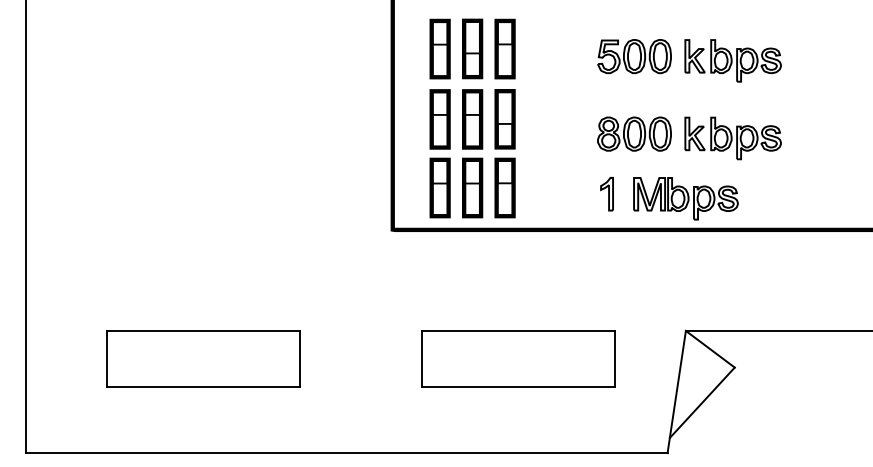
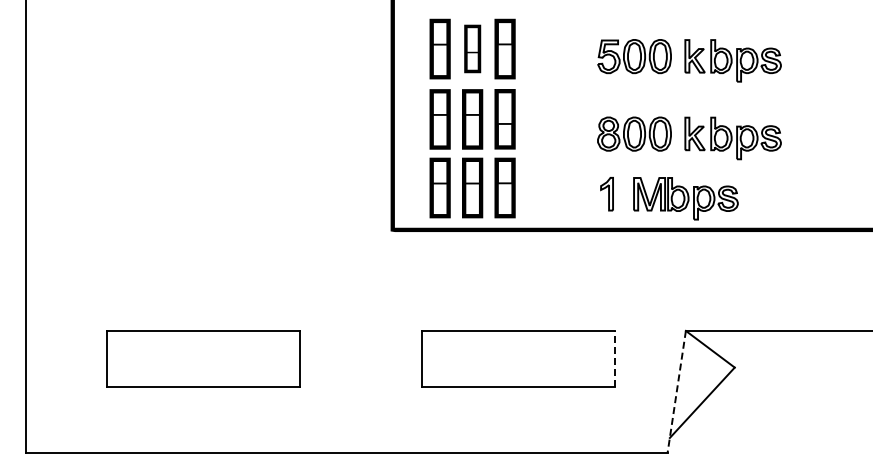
part size: 22x62 px -> 18x50 px (472, 48)
line: solid -> dashed (615, 358)
line: solid -> dashed (676, 392)
